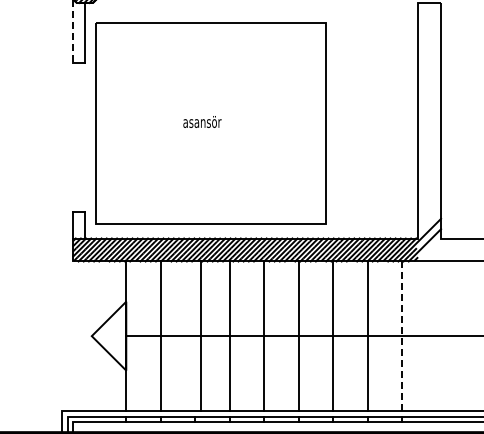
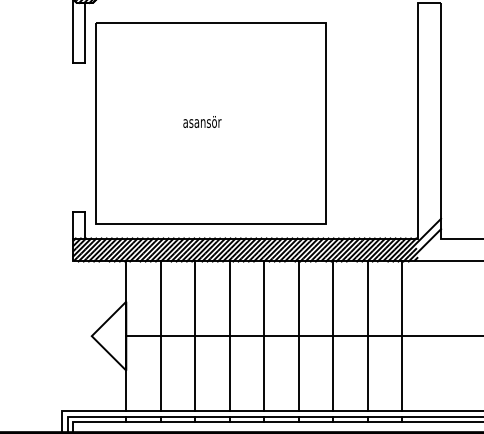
line: dashed -> solid (73, 32)
line position: (201, 335) -> (195, 335) (195, 335)
line: dashed -> solid (402, 336)
